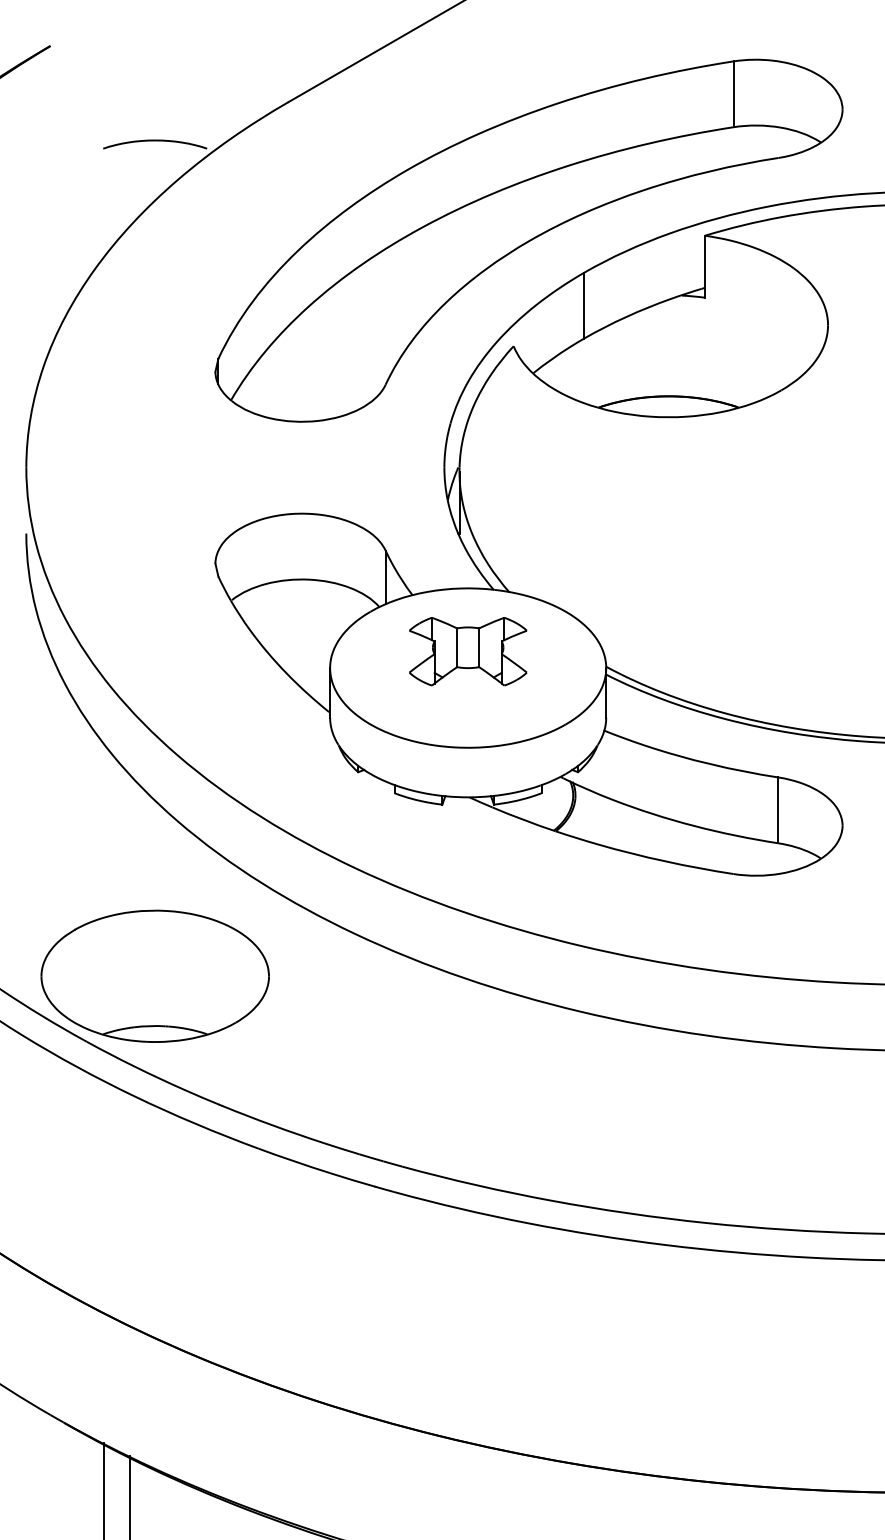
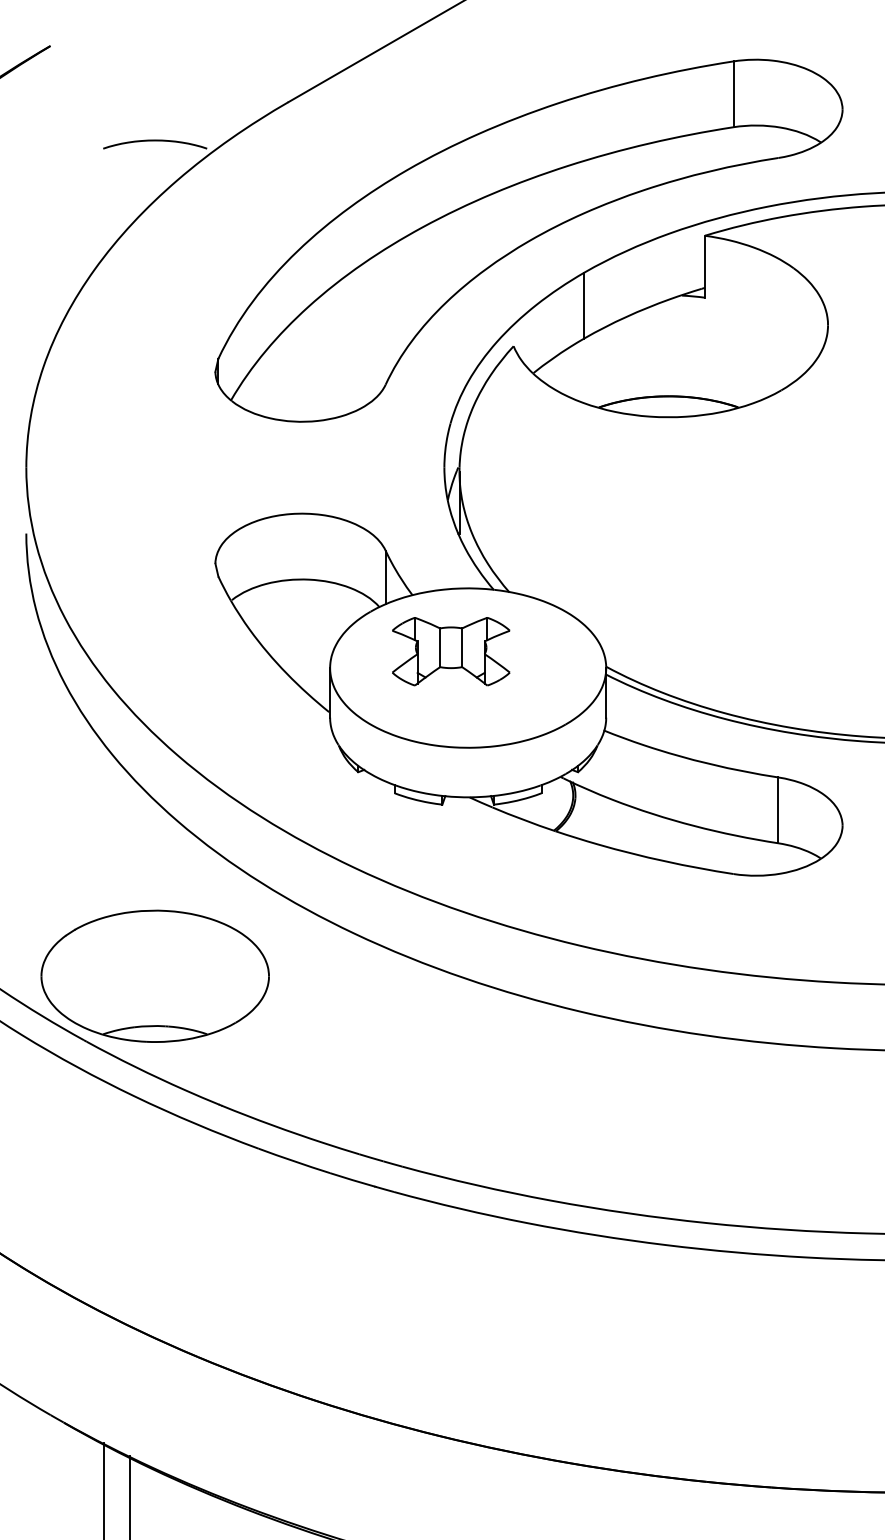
part position: (468, 651) -> (451, 651) (451, 651)
